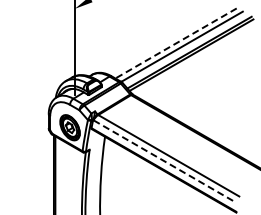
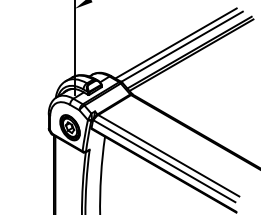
line: dashed -> solid (175, 43)
line: dashed -> solid (164, 161)
